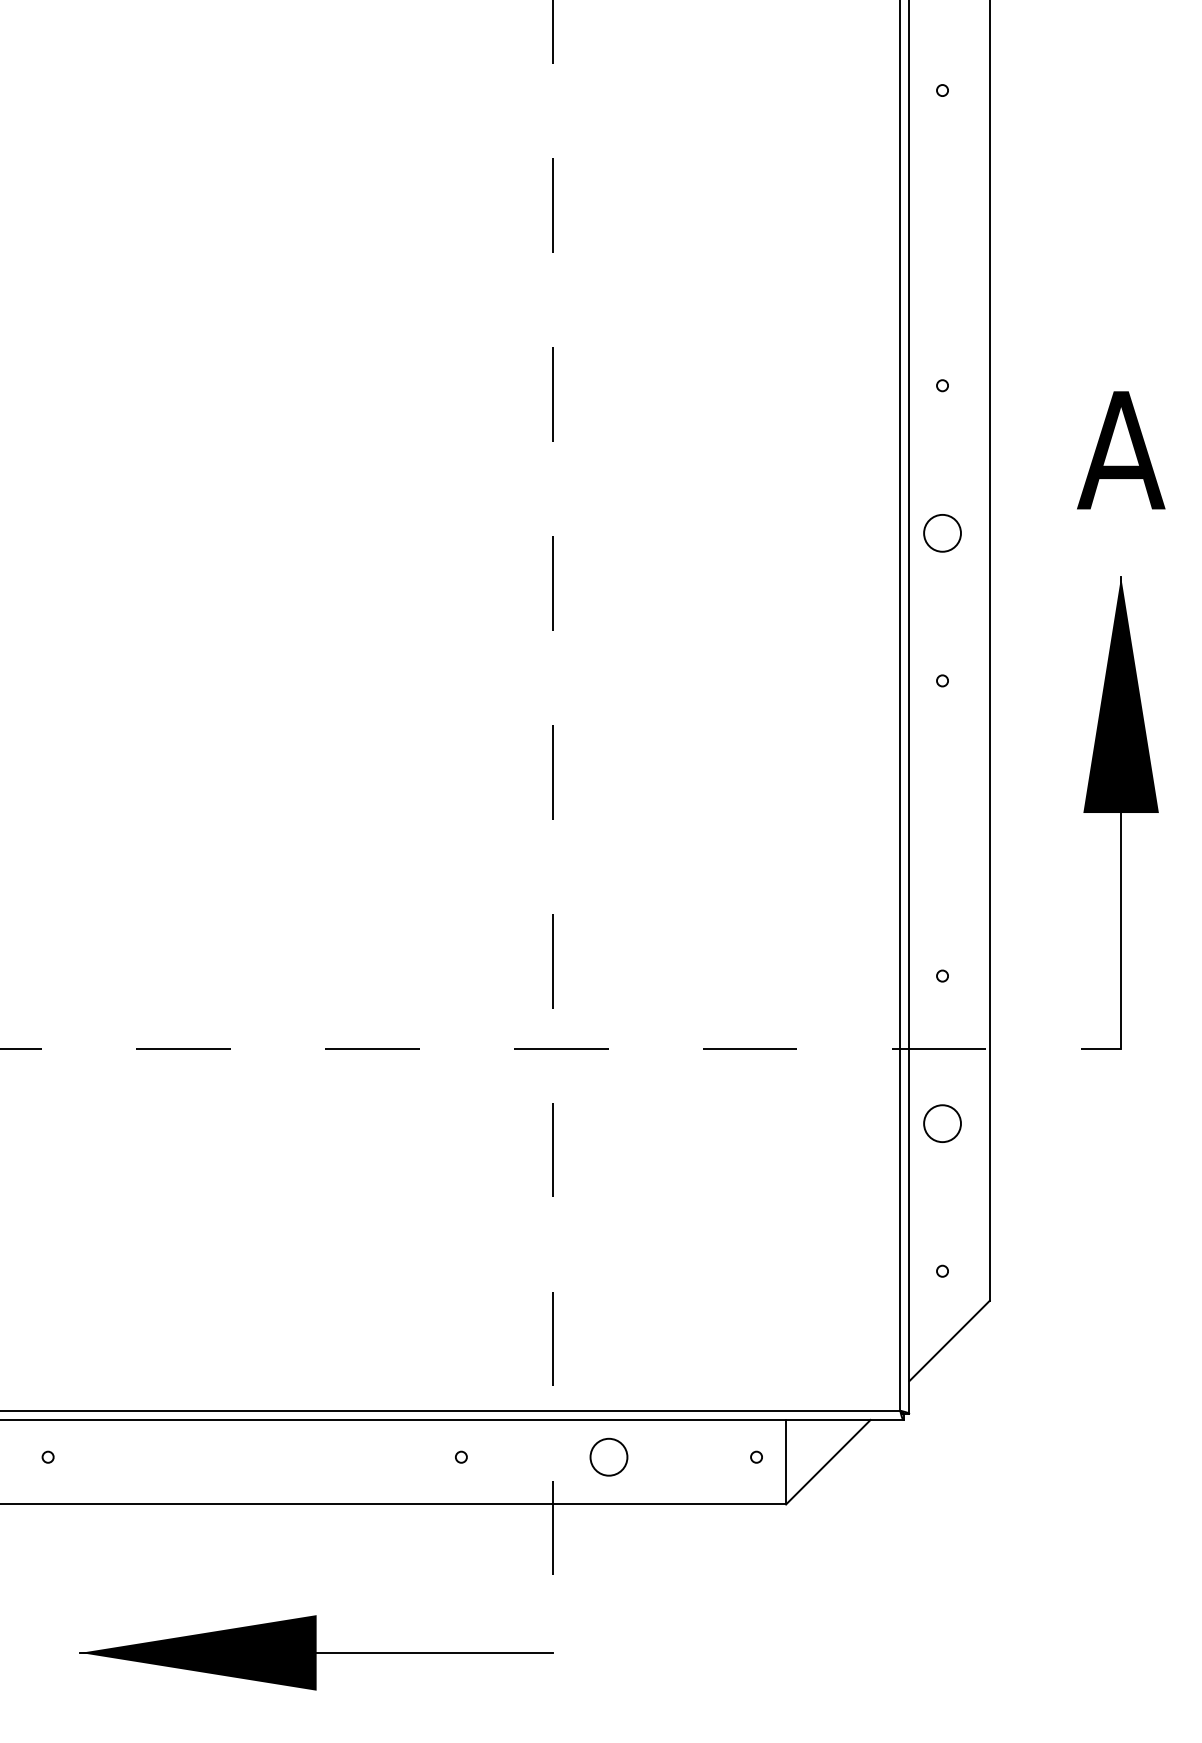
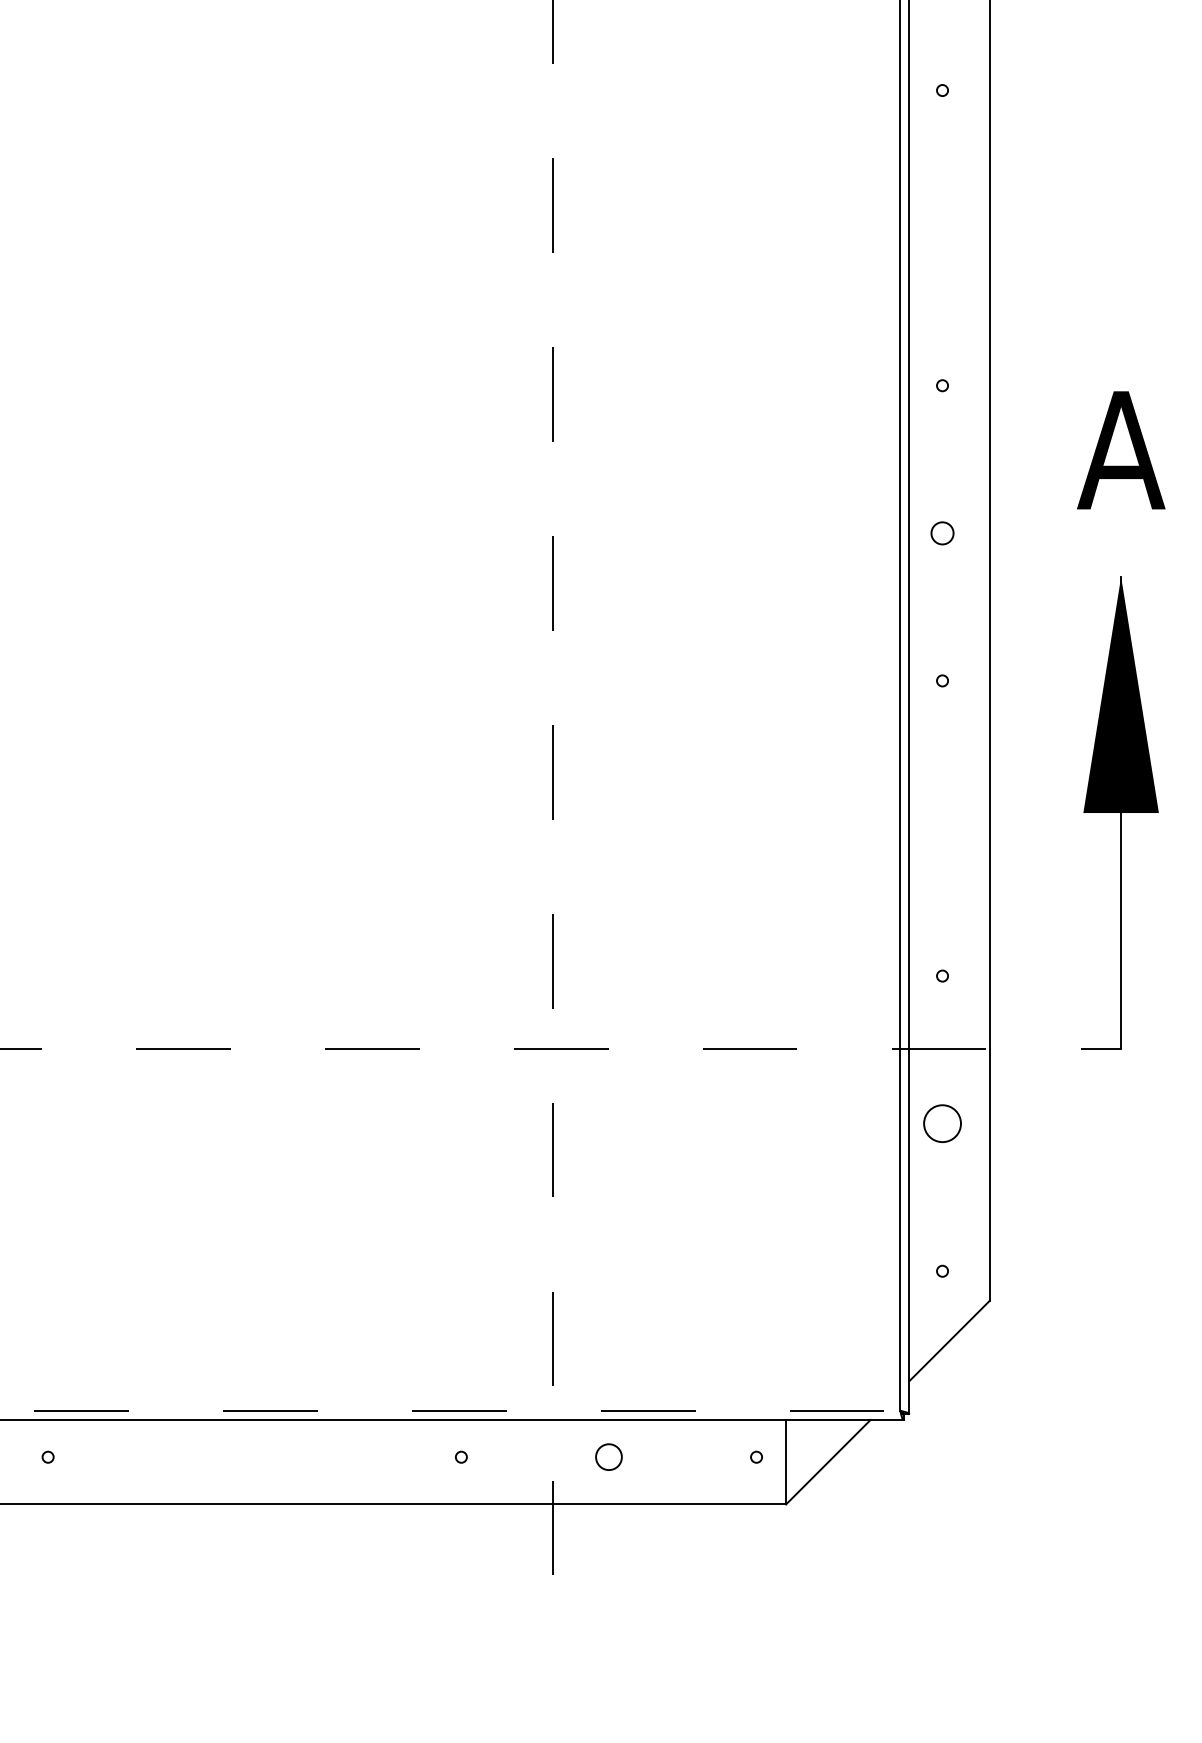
circle size: 39x39 px -> 25x25 px (942, 533)
line: solid -> dashed (450, 1410)
circle size: 40x40 px -> 28x28 px (608, 1456)
part: present -> none (316, 1652)
